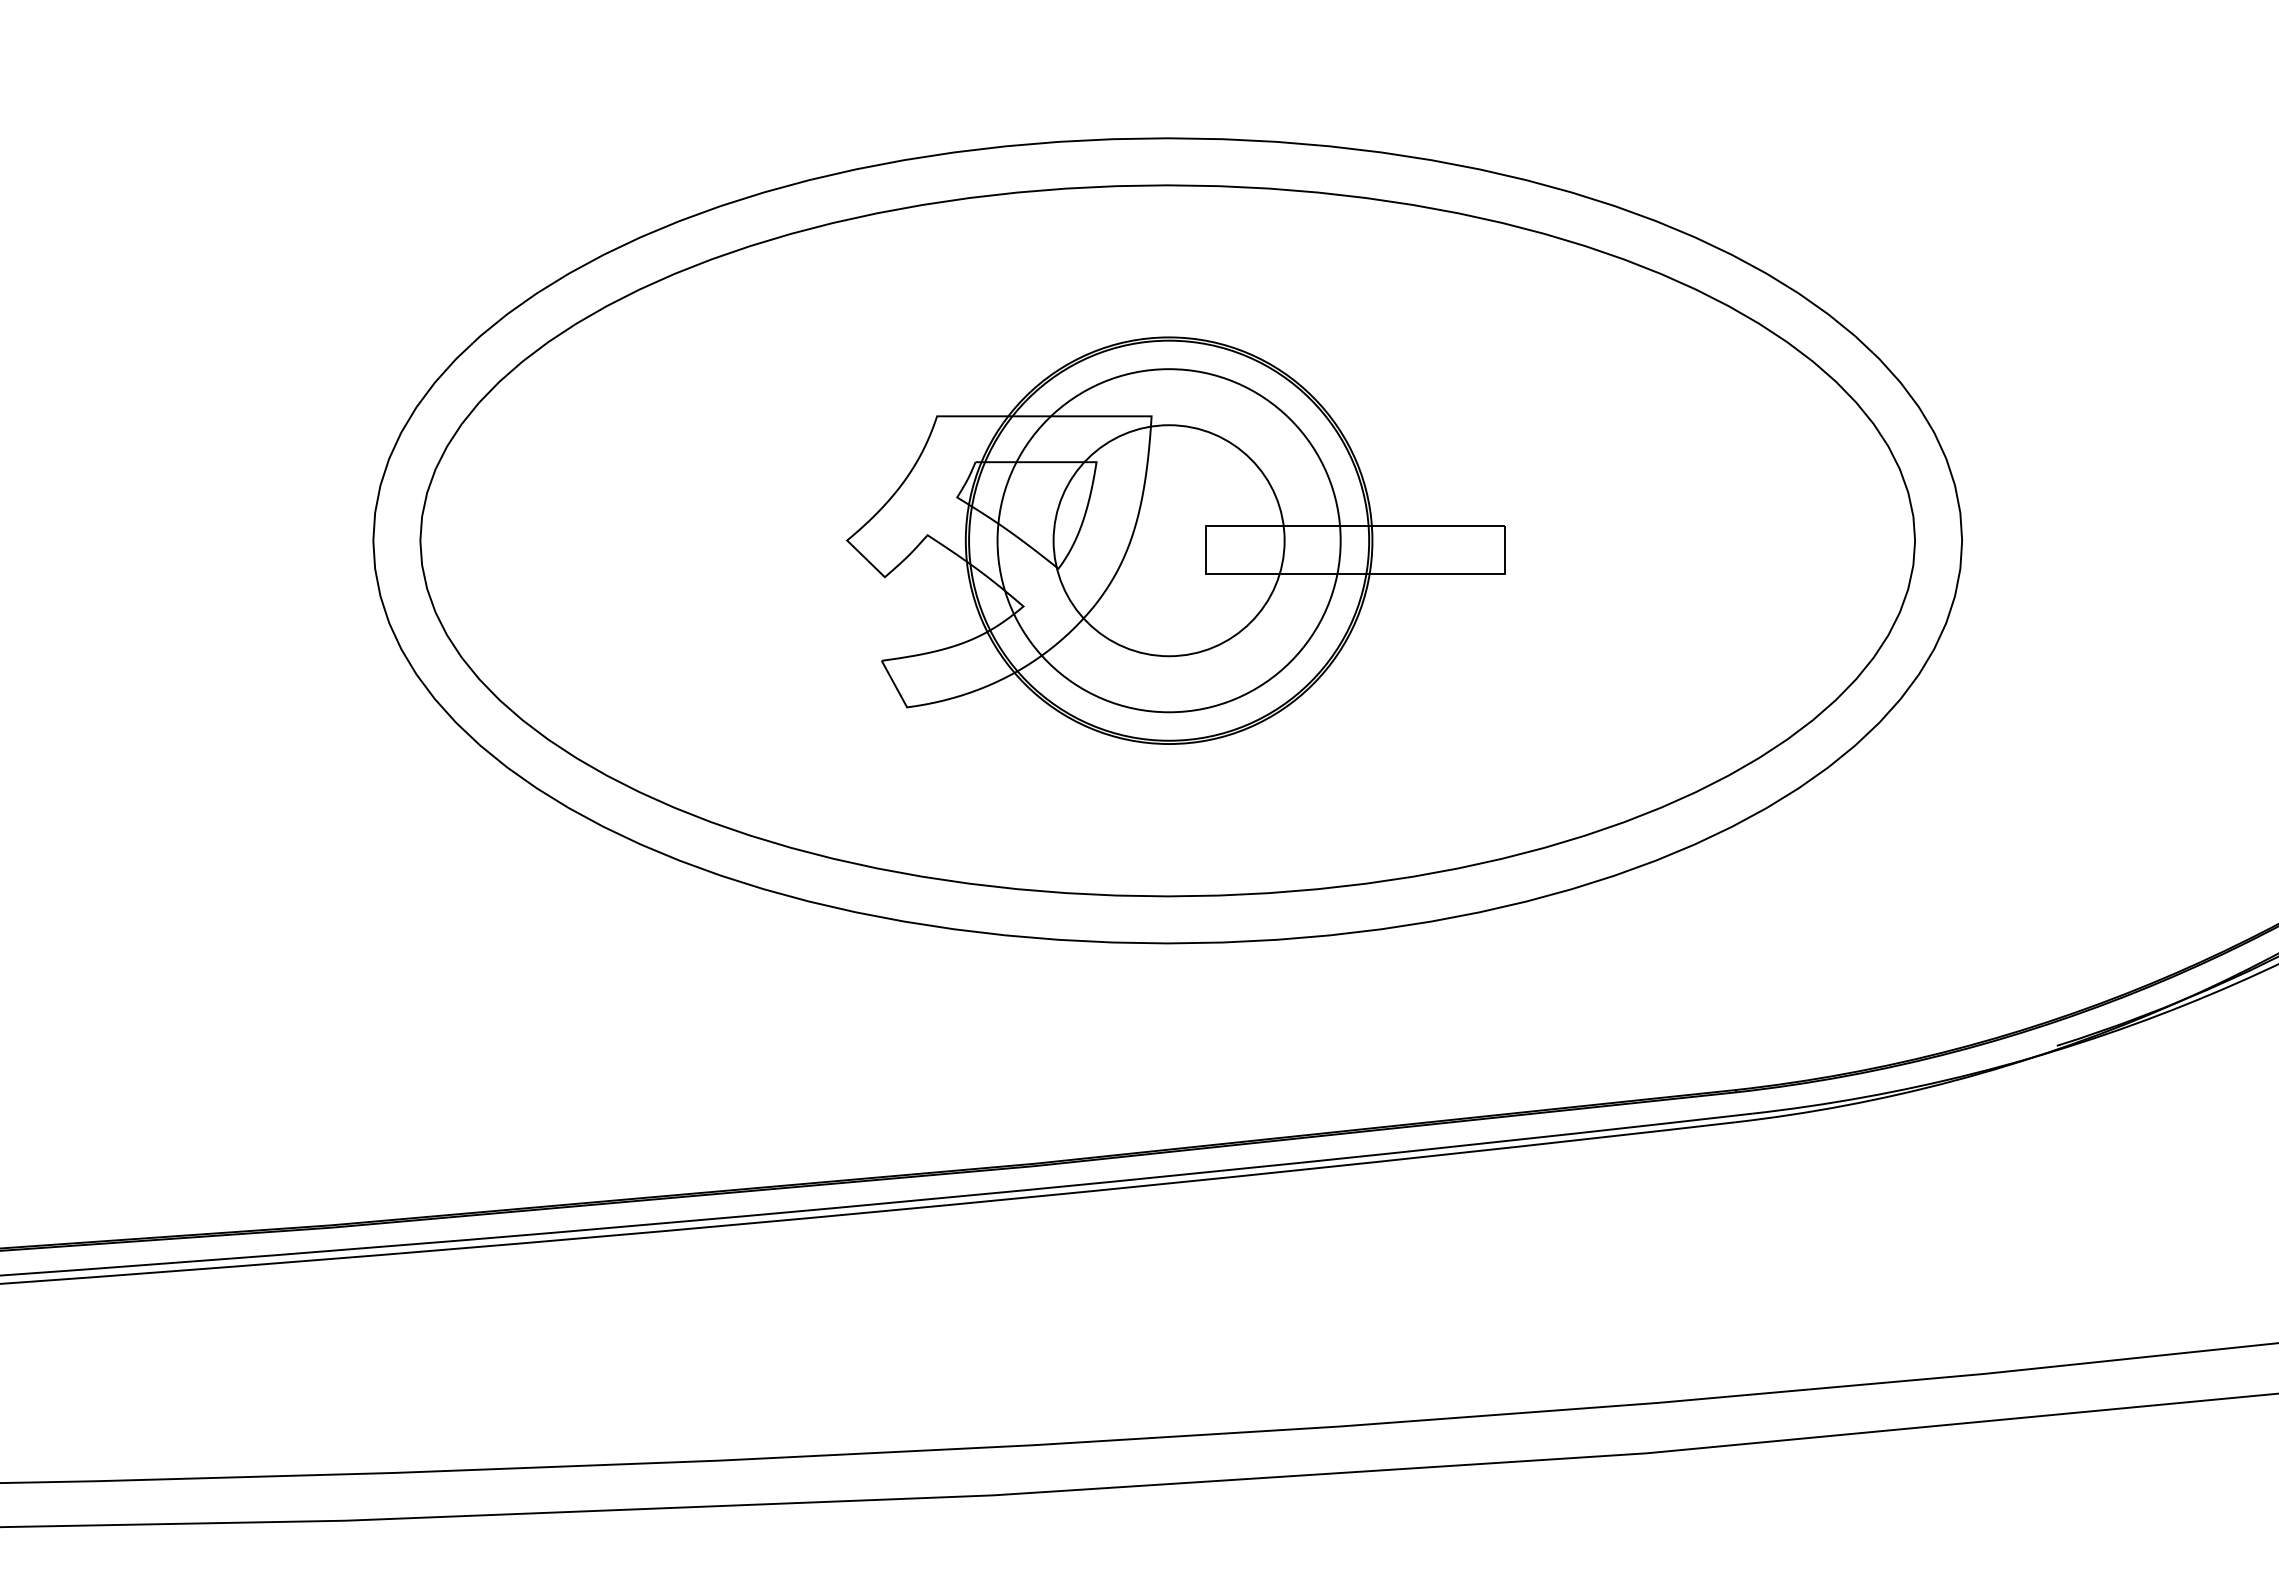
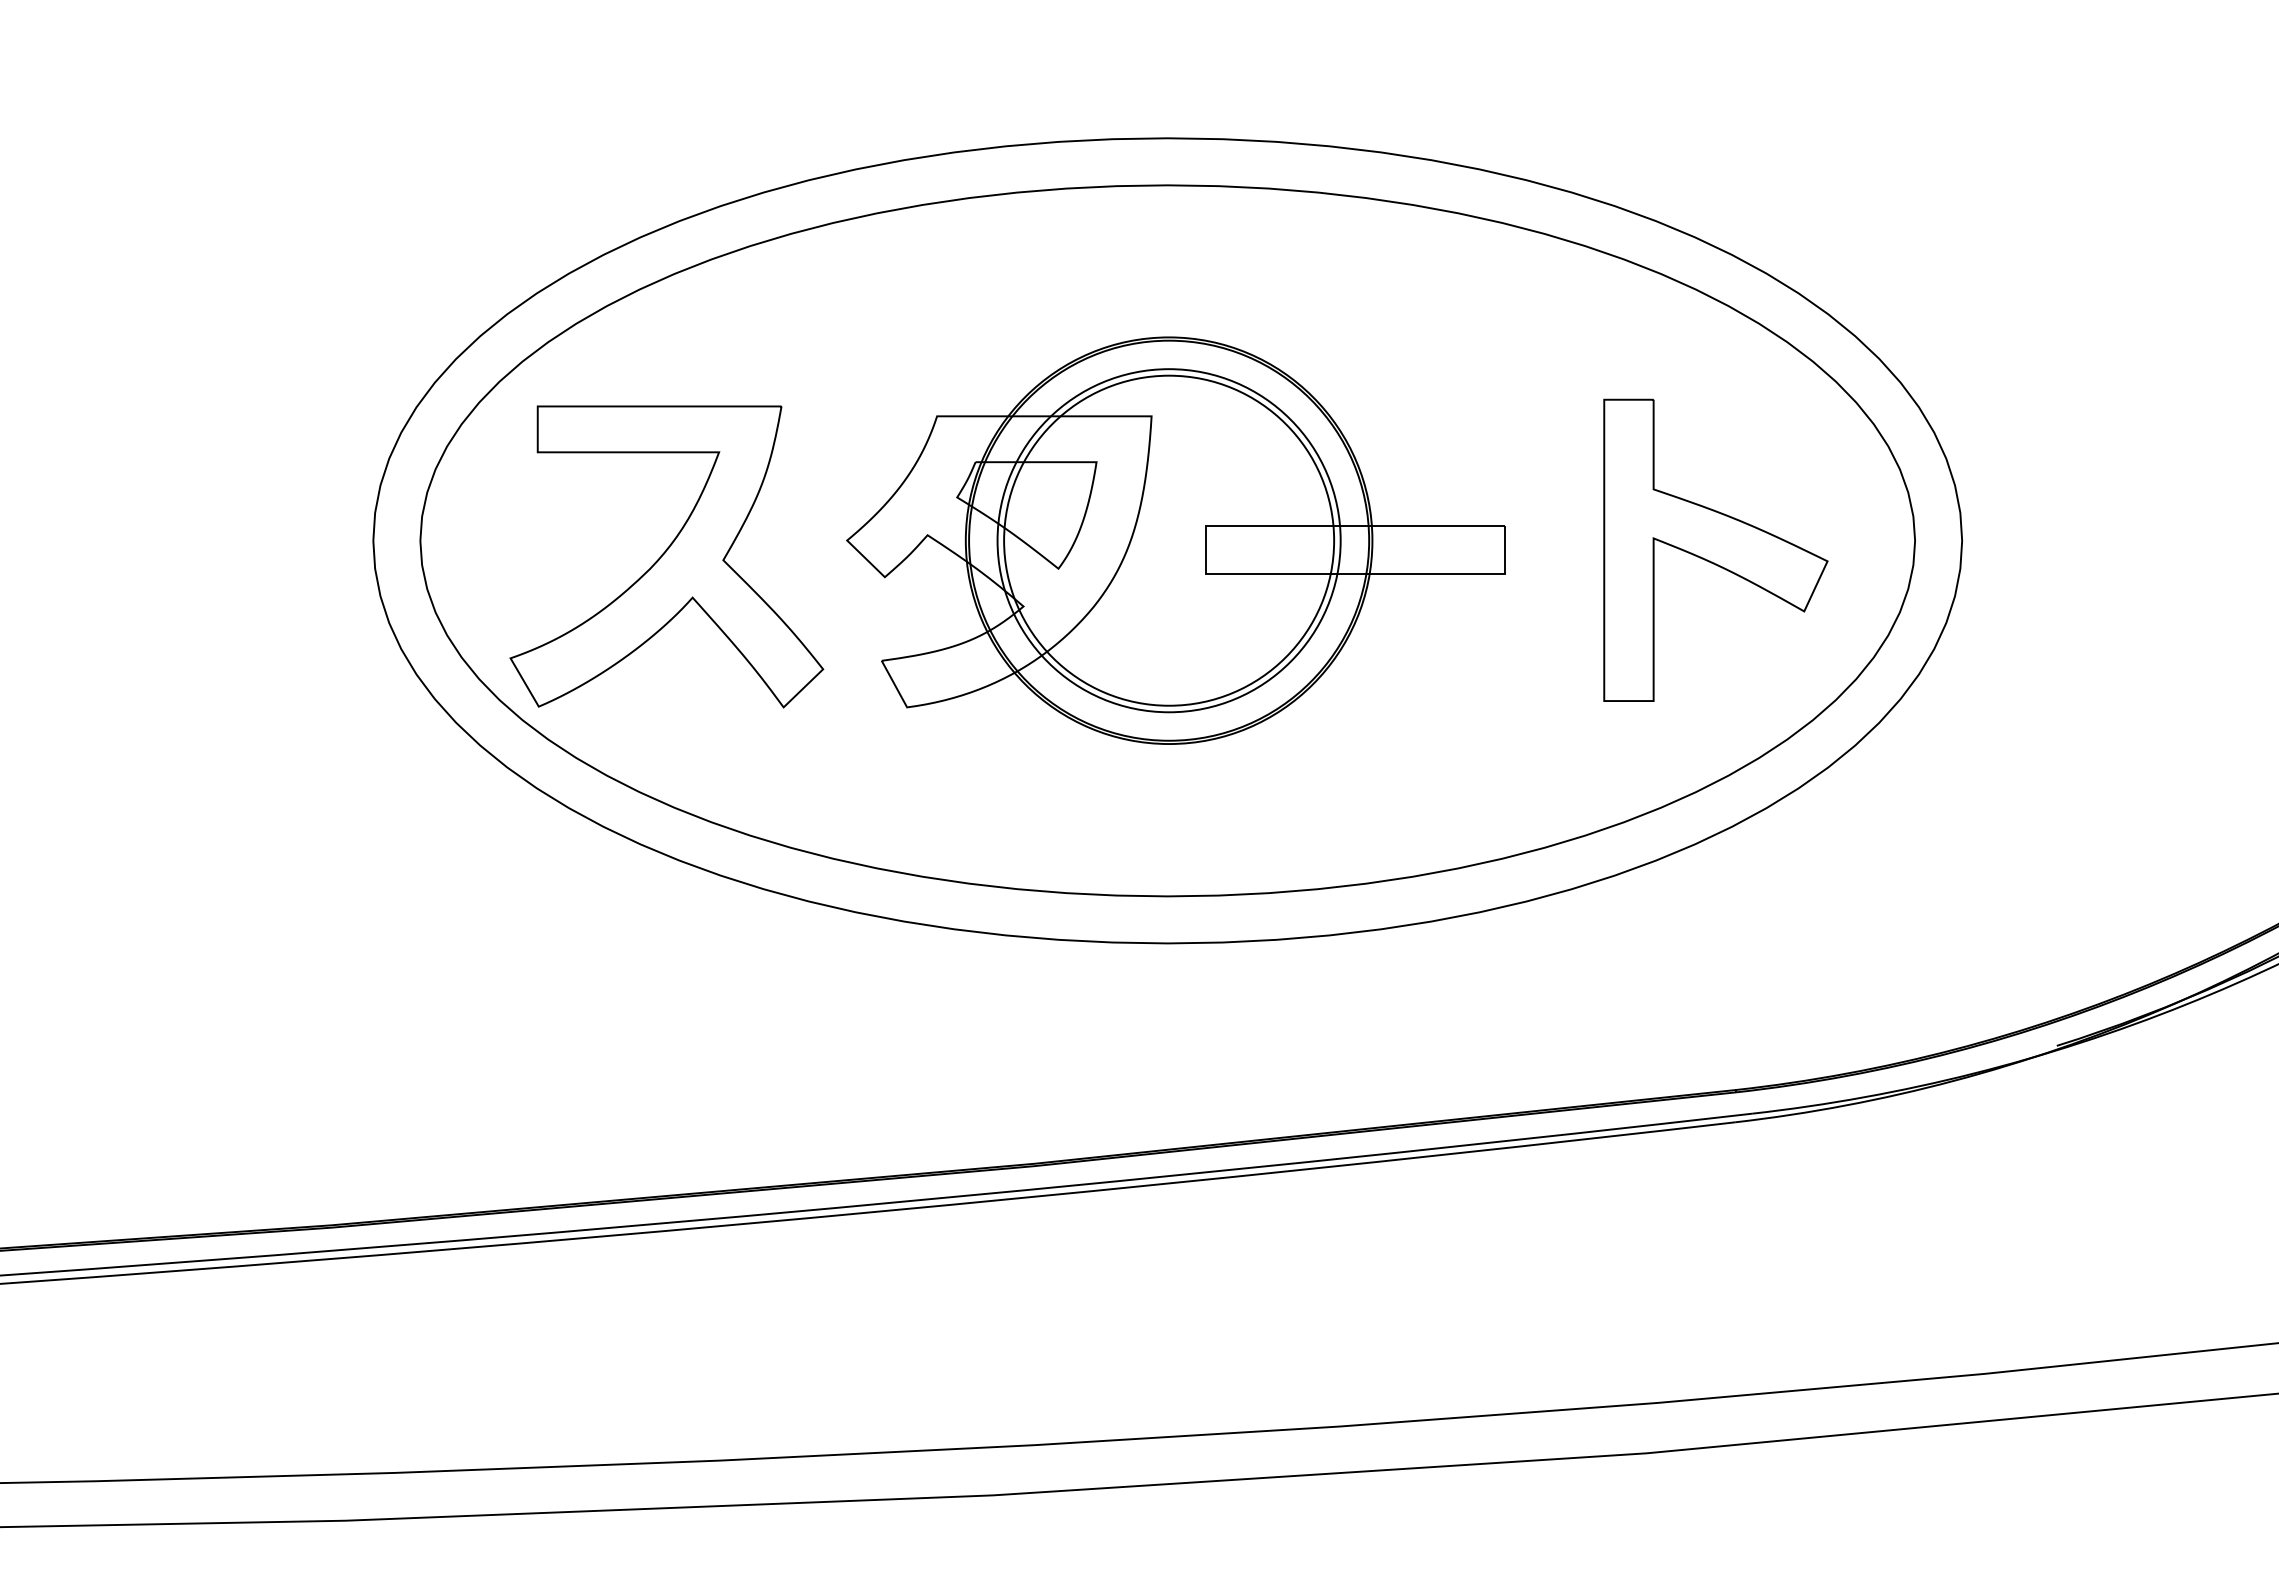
circle diameter: 231 px -> 330 px (1169, 540)
part: none -> present (1715, 549)
part: none -> present (666, 556)
